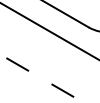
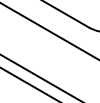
line: dashed -> solid (41, 78)
line: none -> present (28, 83)
